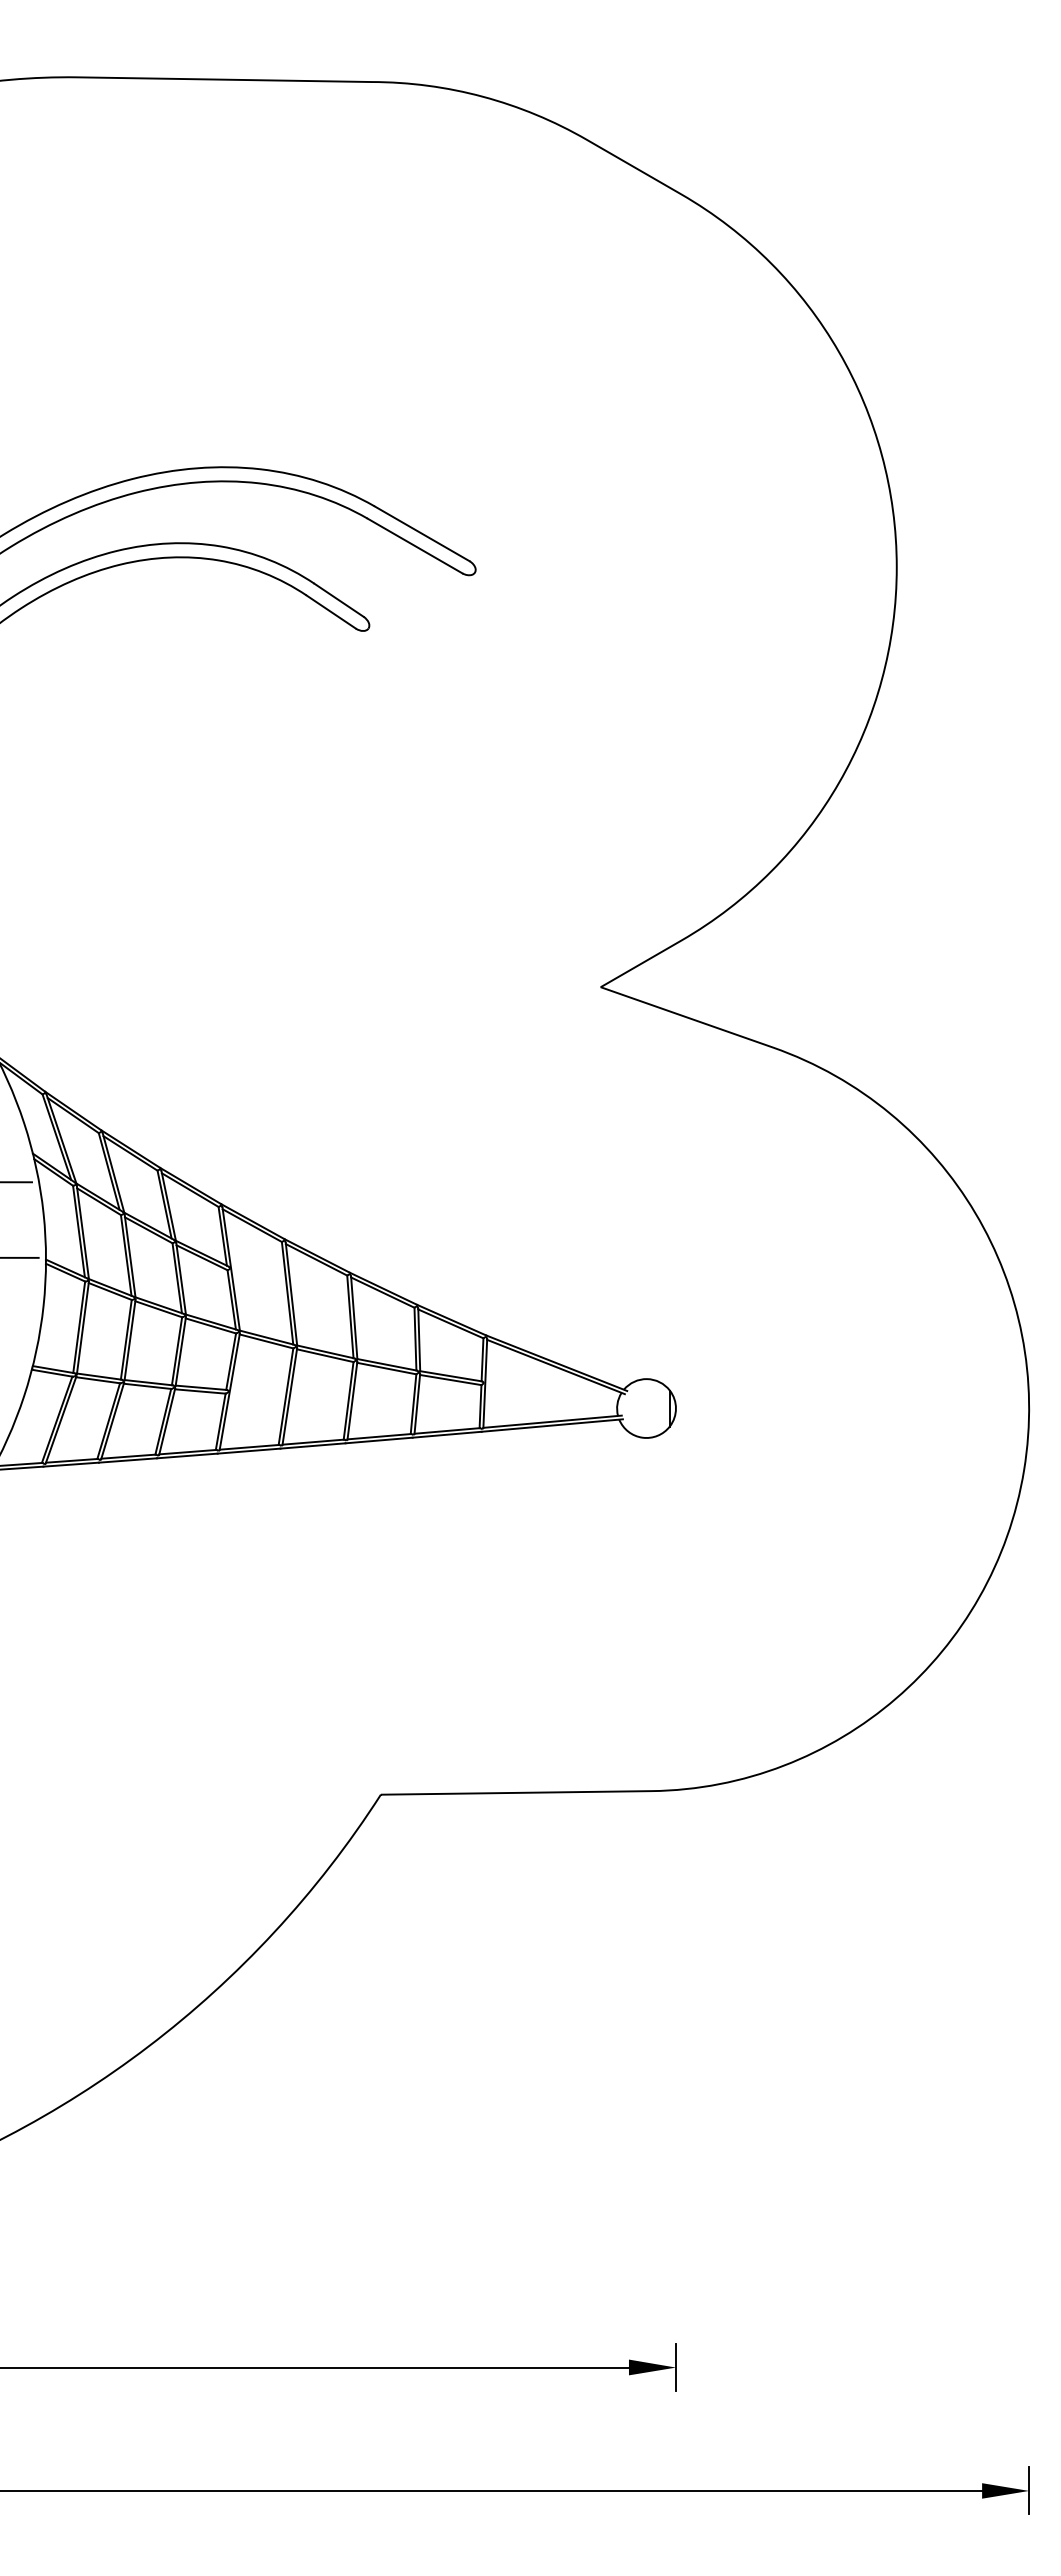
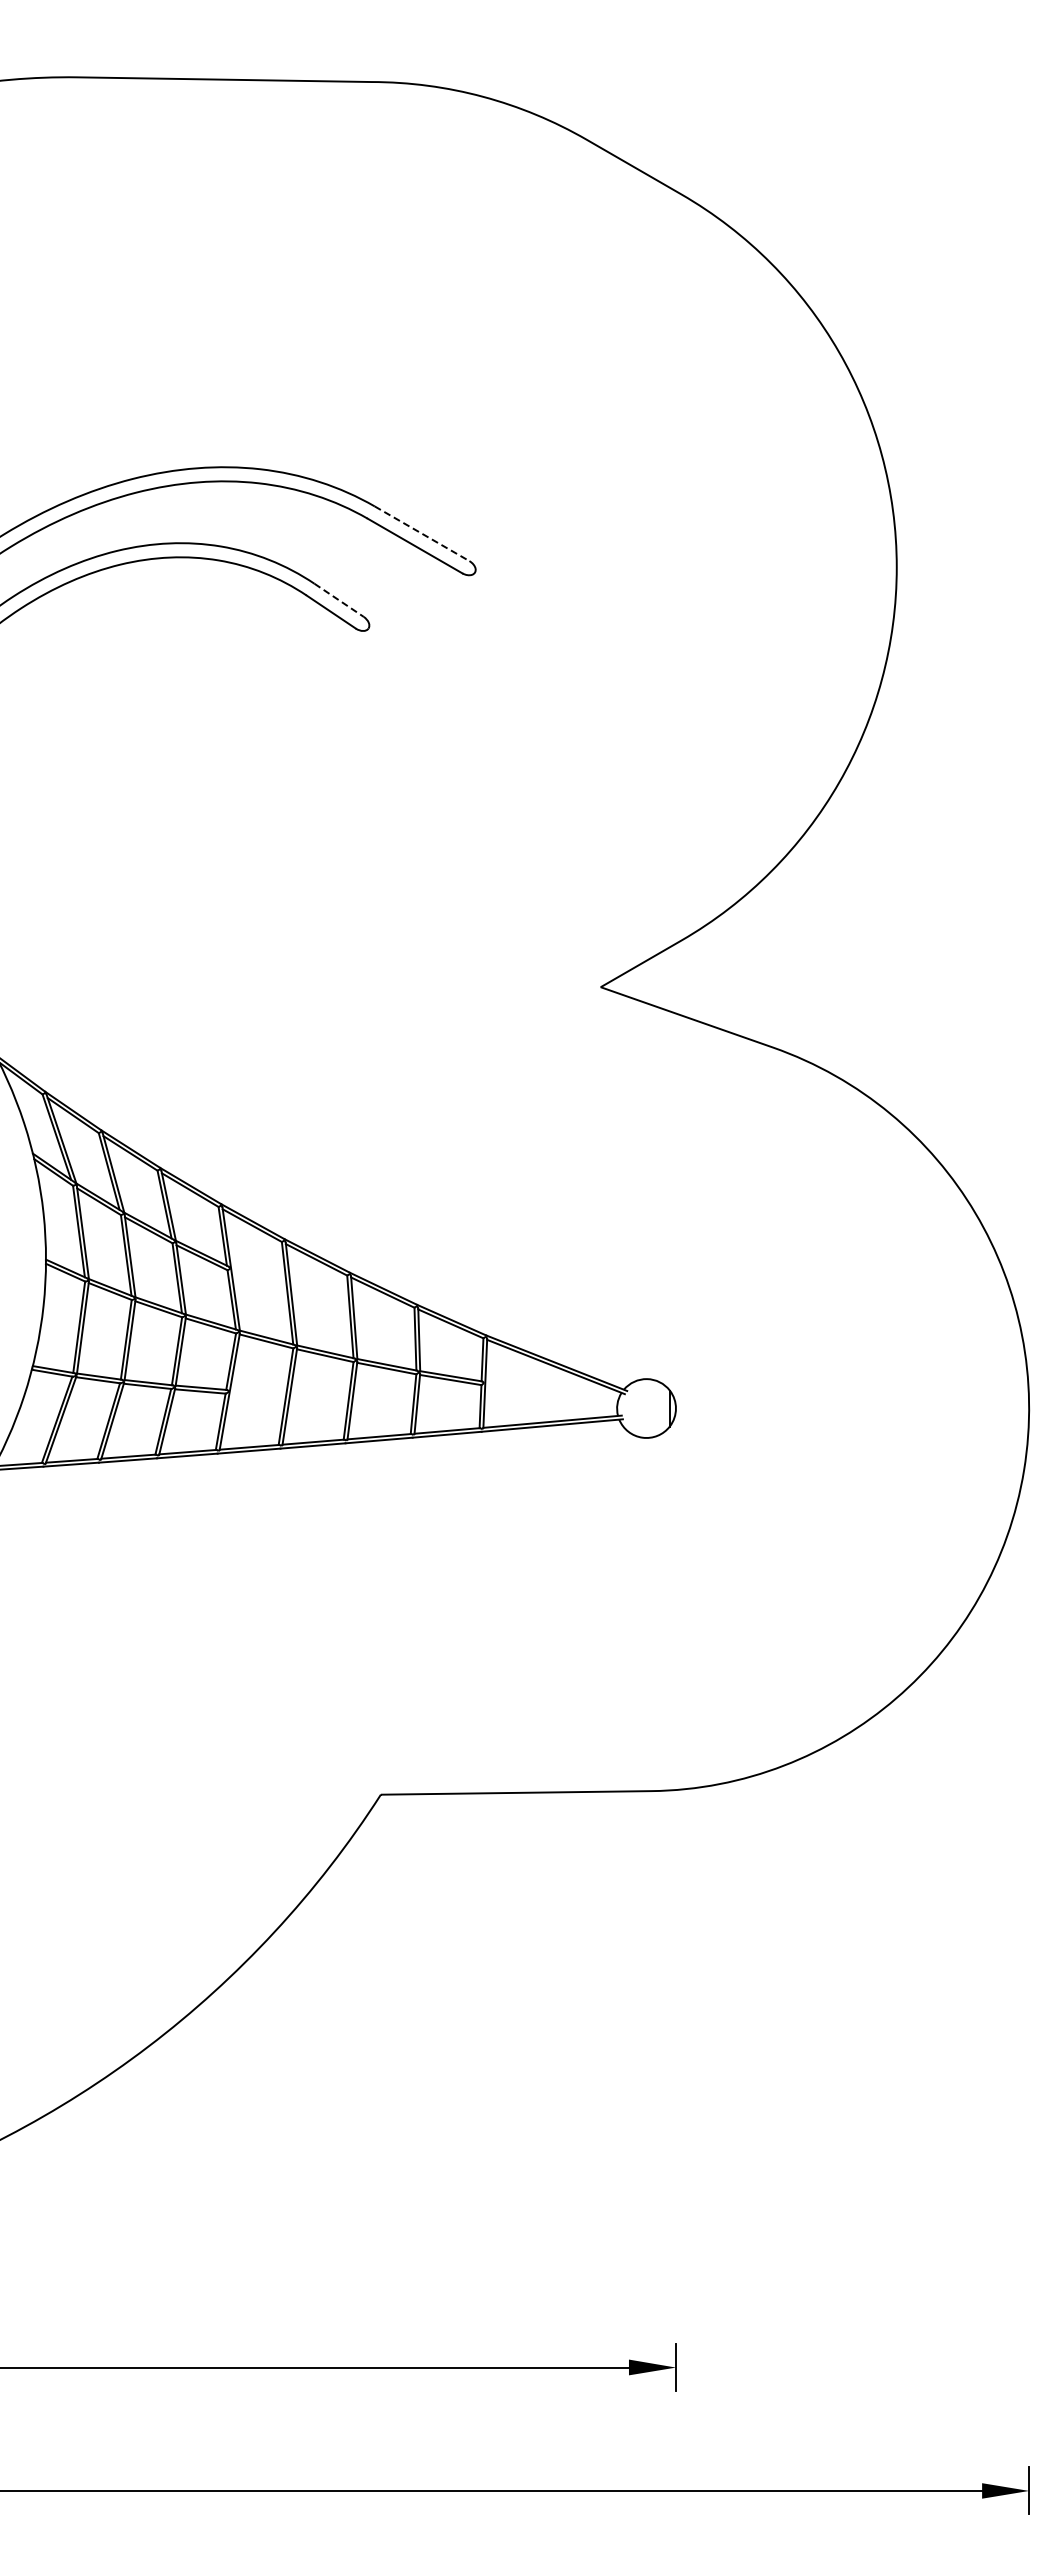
line: solid -> dashed (422, 533)
line: solid -> dashed (339, 600)
line: present -> none (17, 1182)
line: present -> none (20, 1257)
